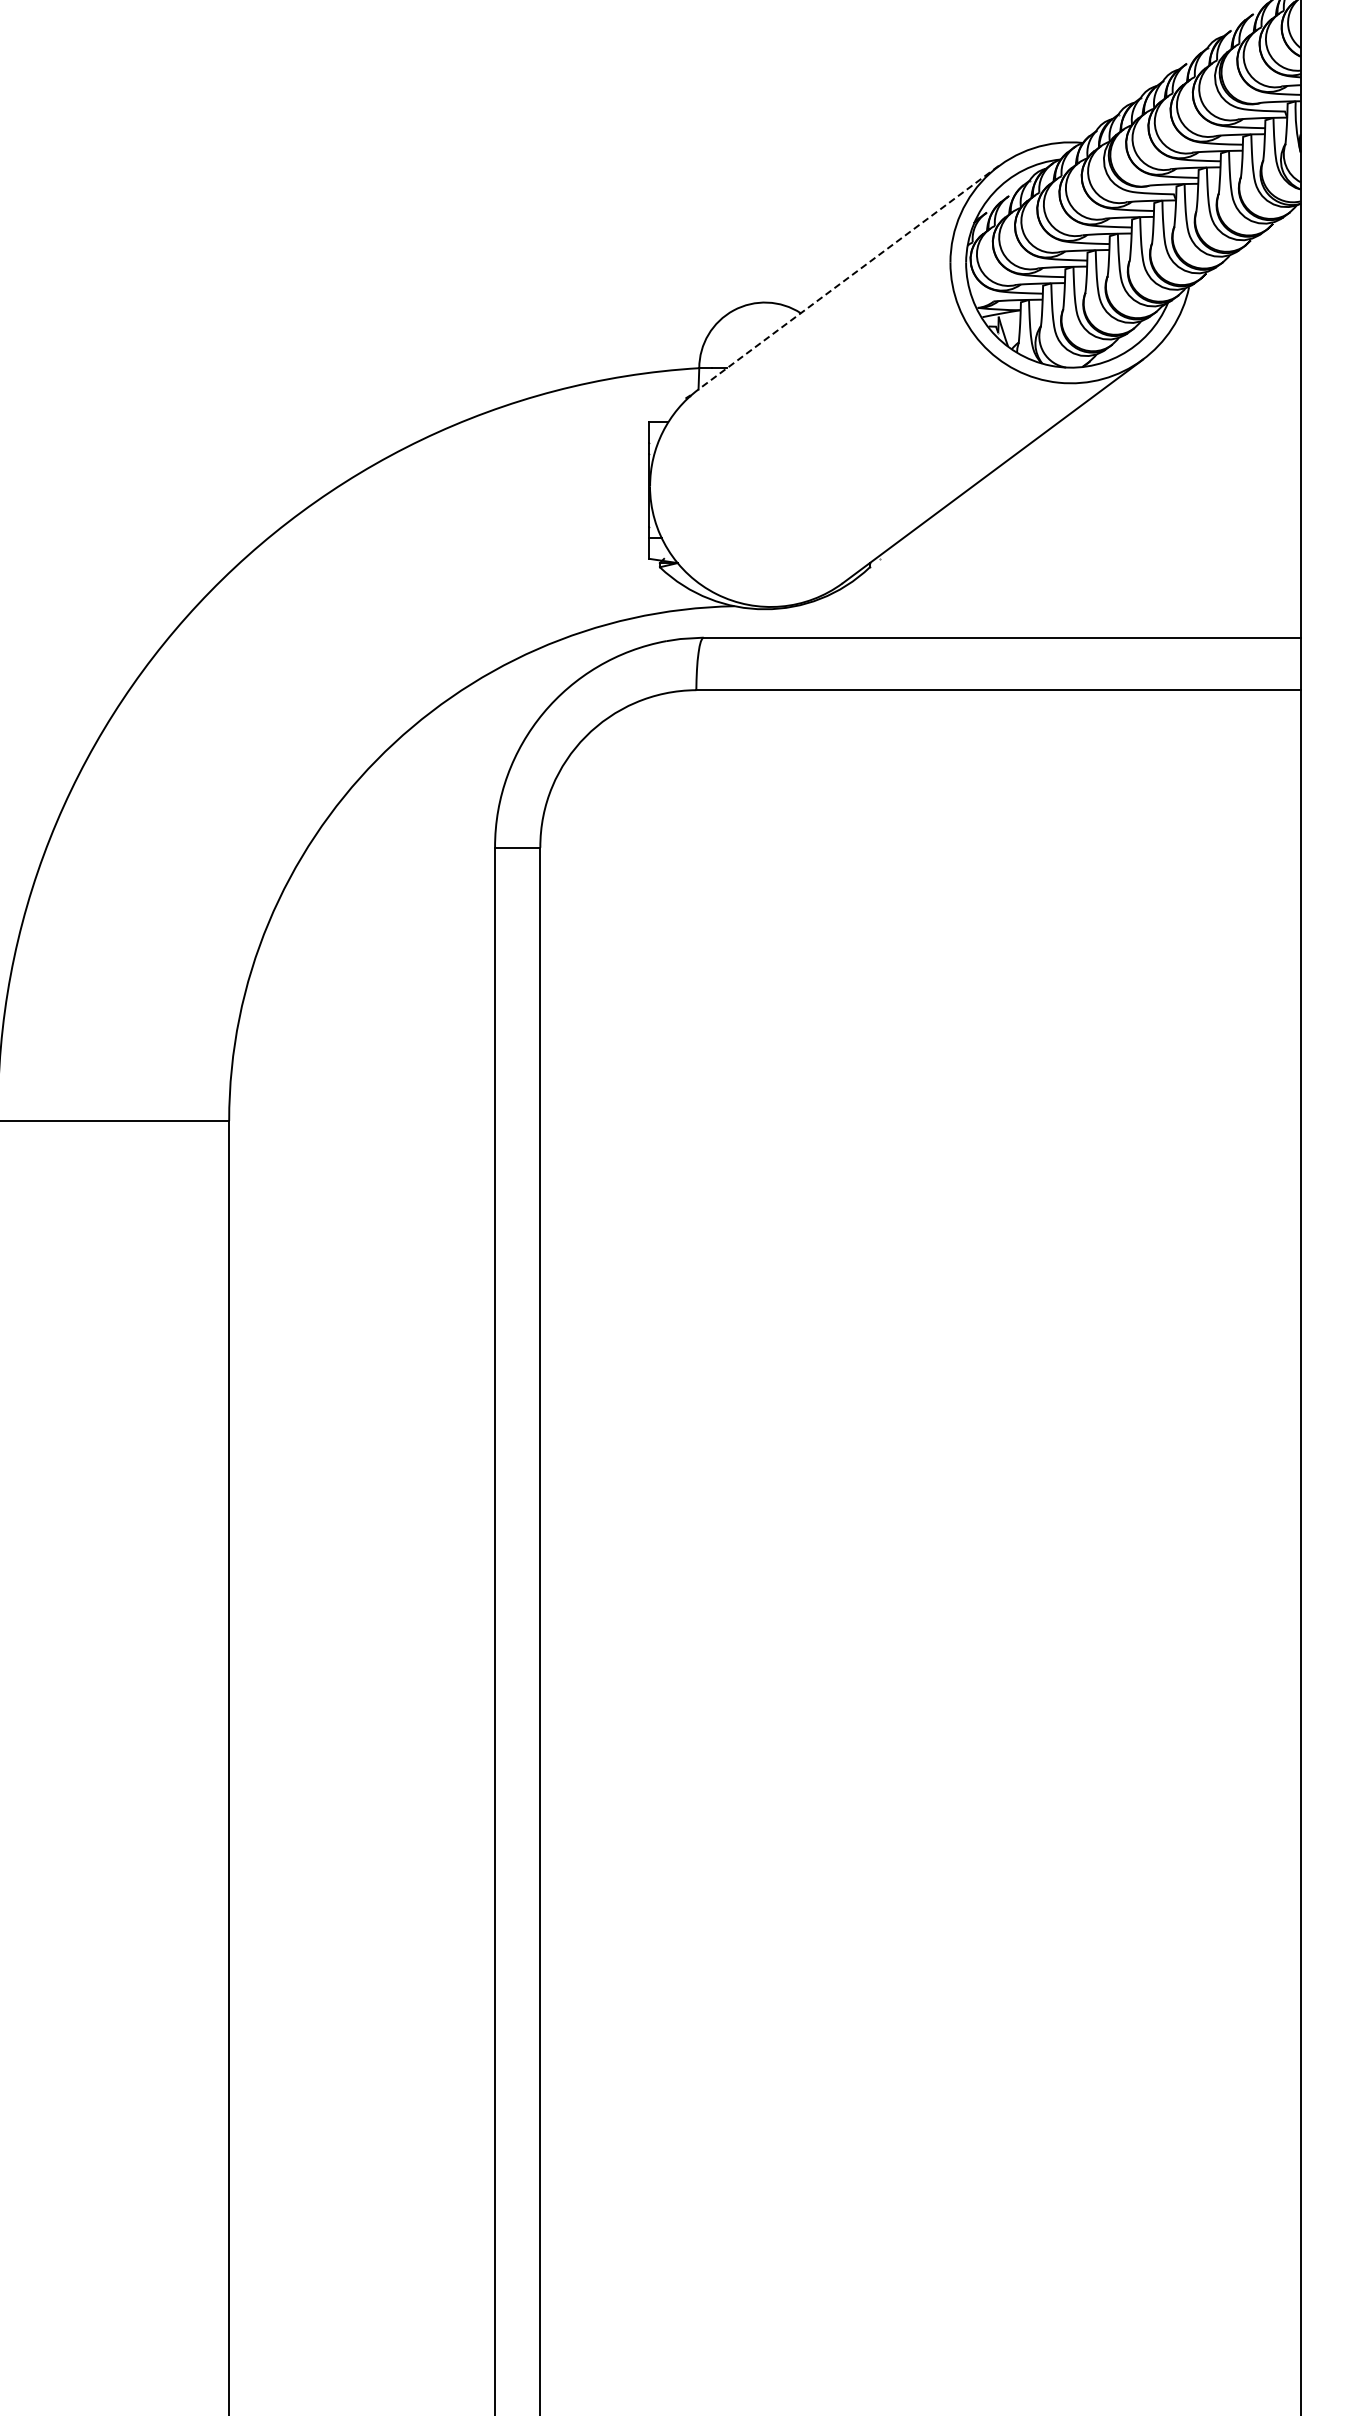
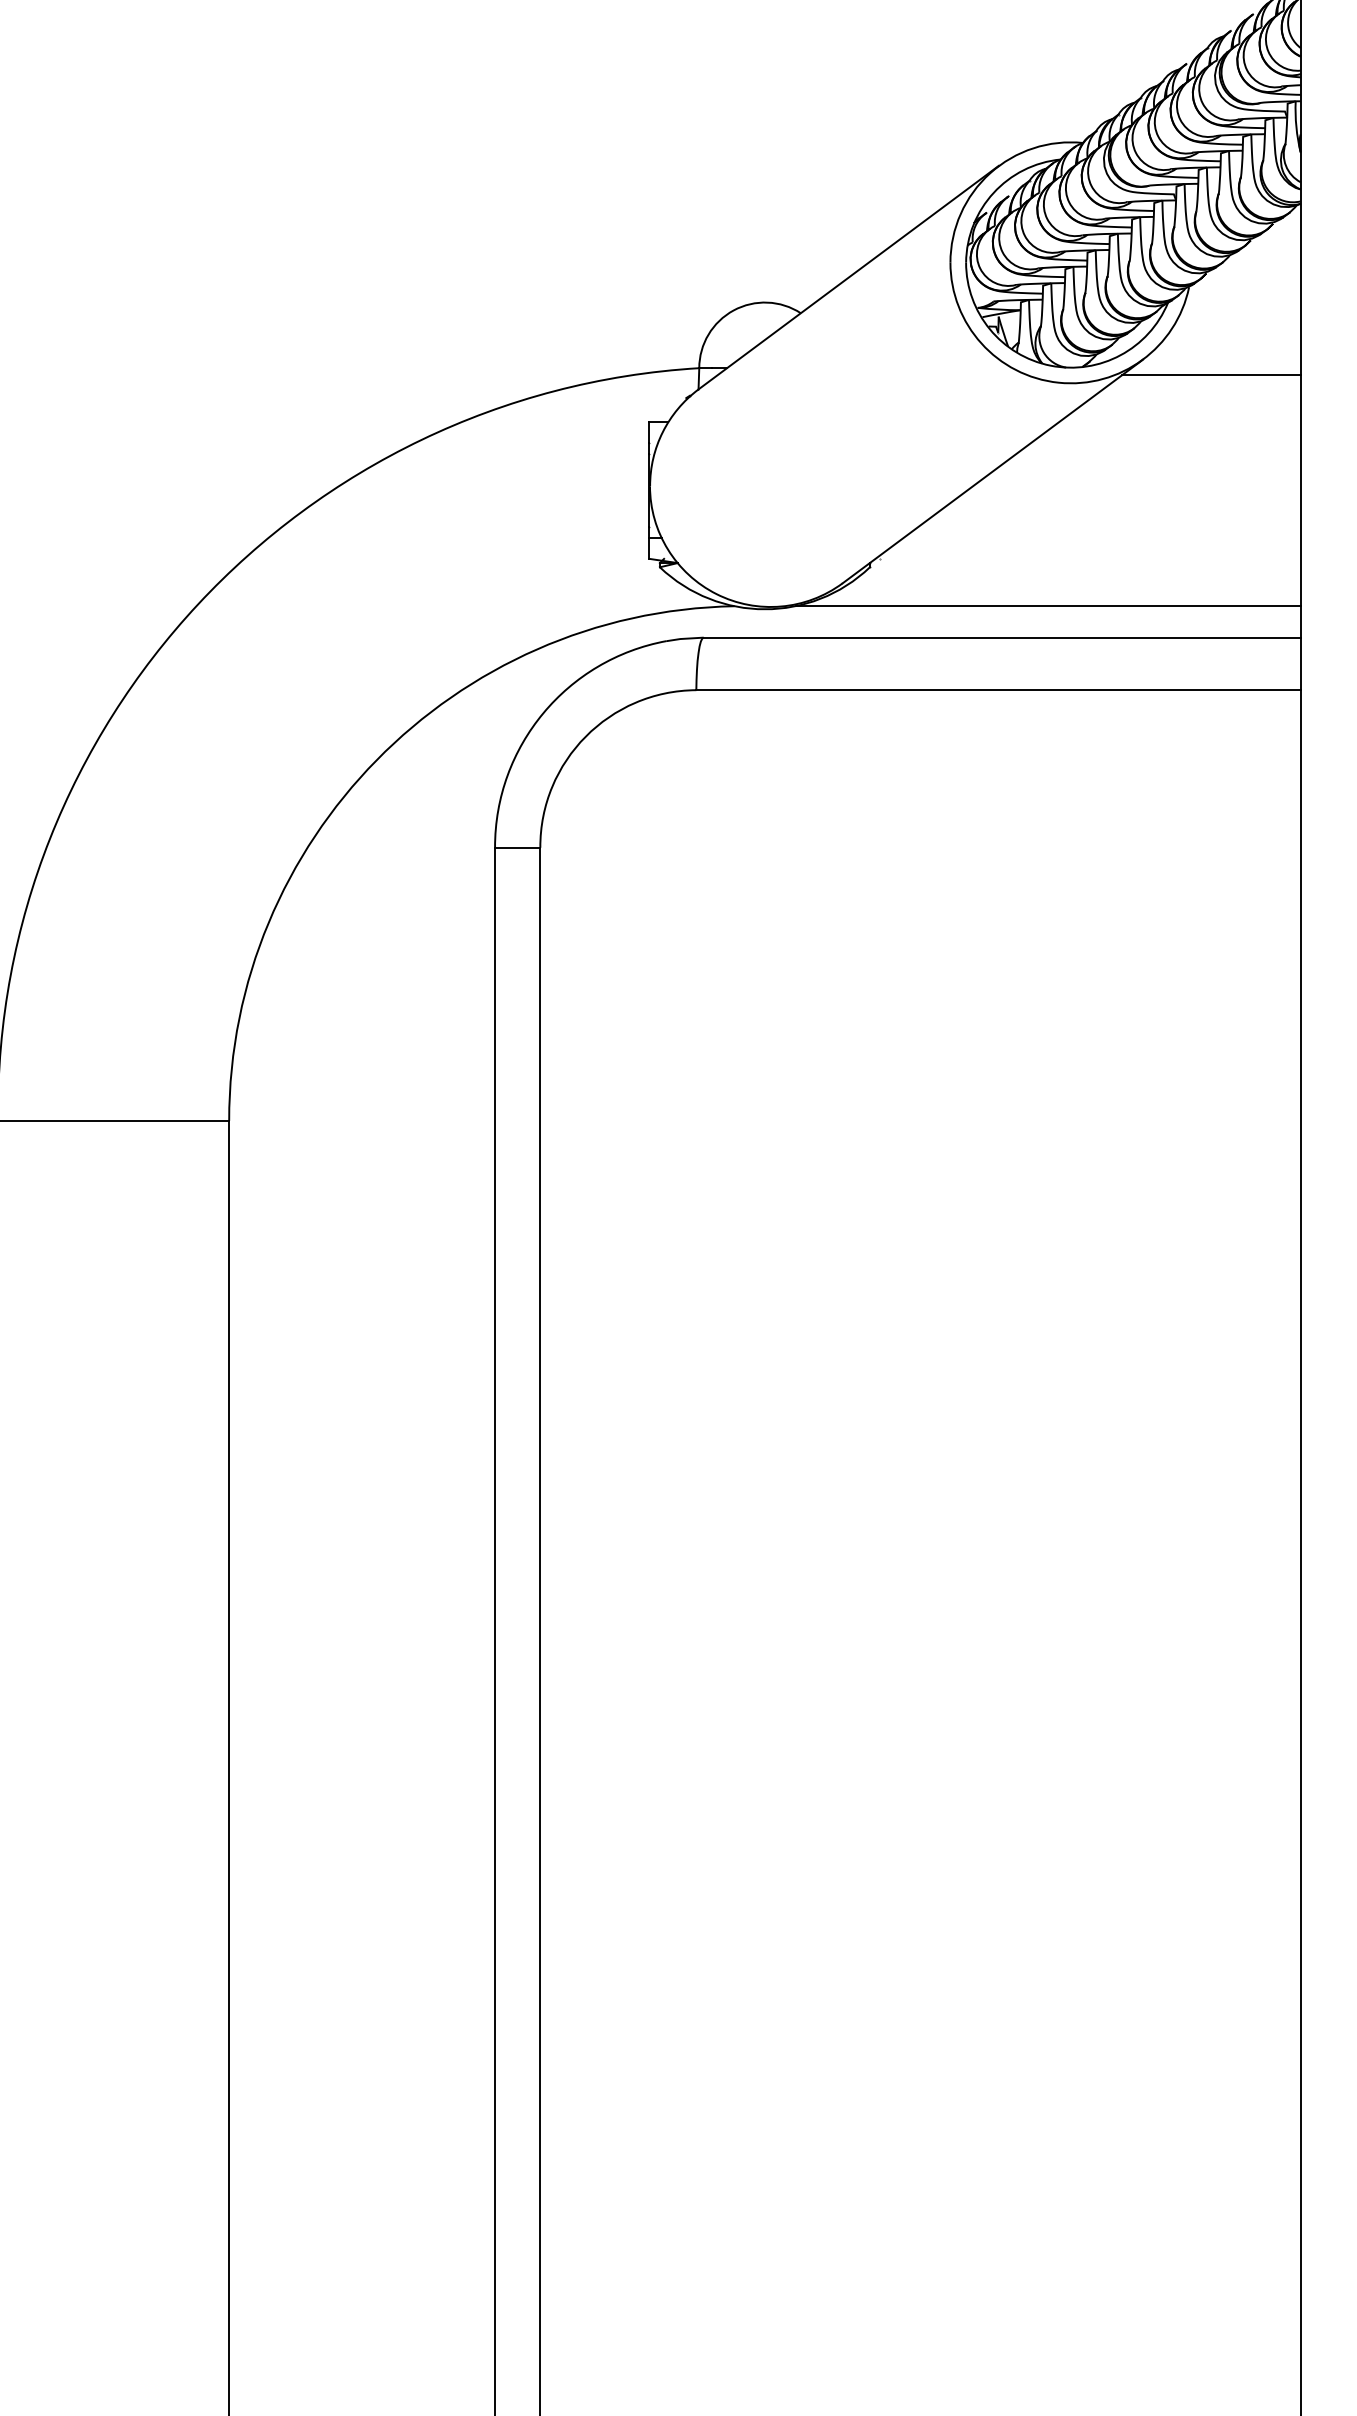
line: dashed -> solid (848, 277)
line: none -> present (1211, 375)
line: none -> present (1047, 606)
